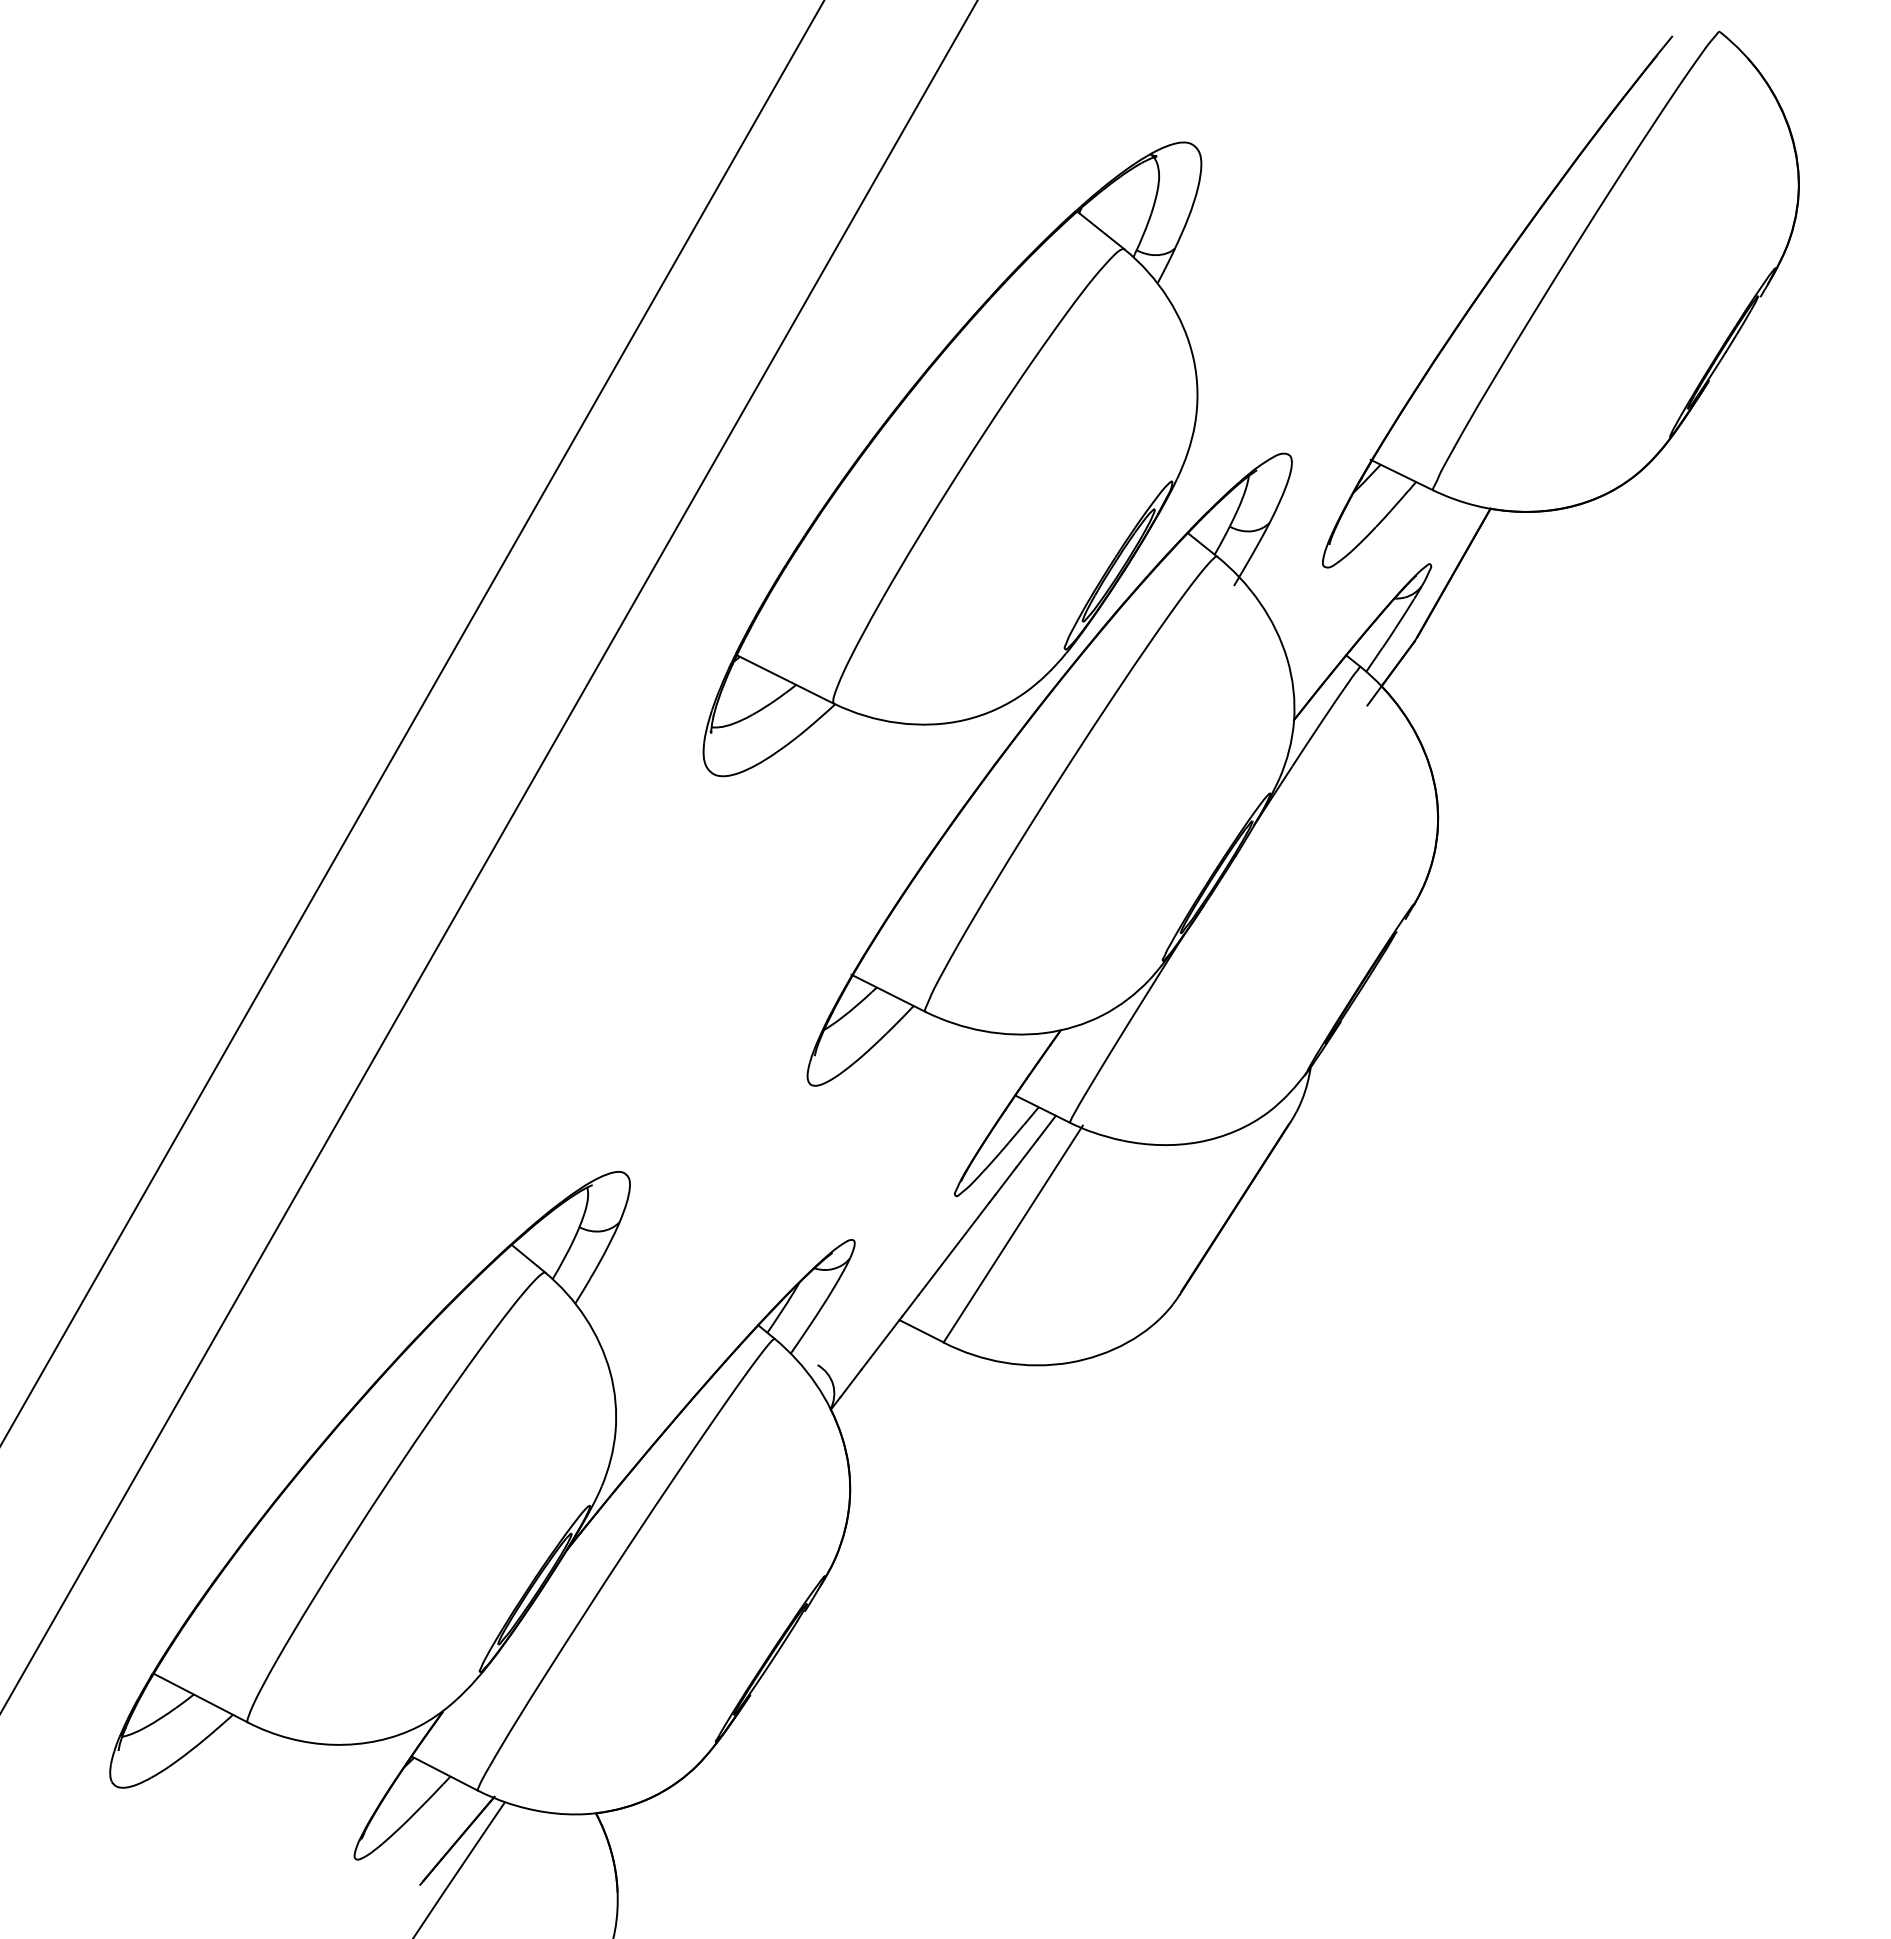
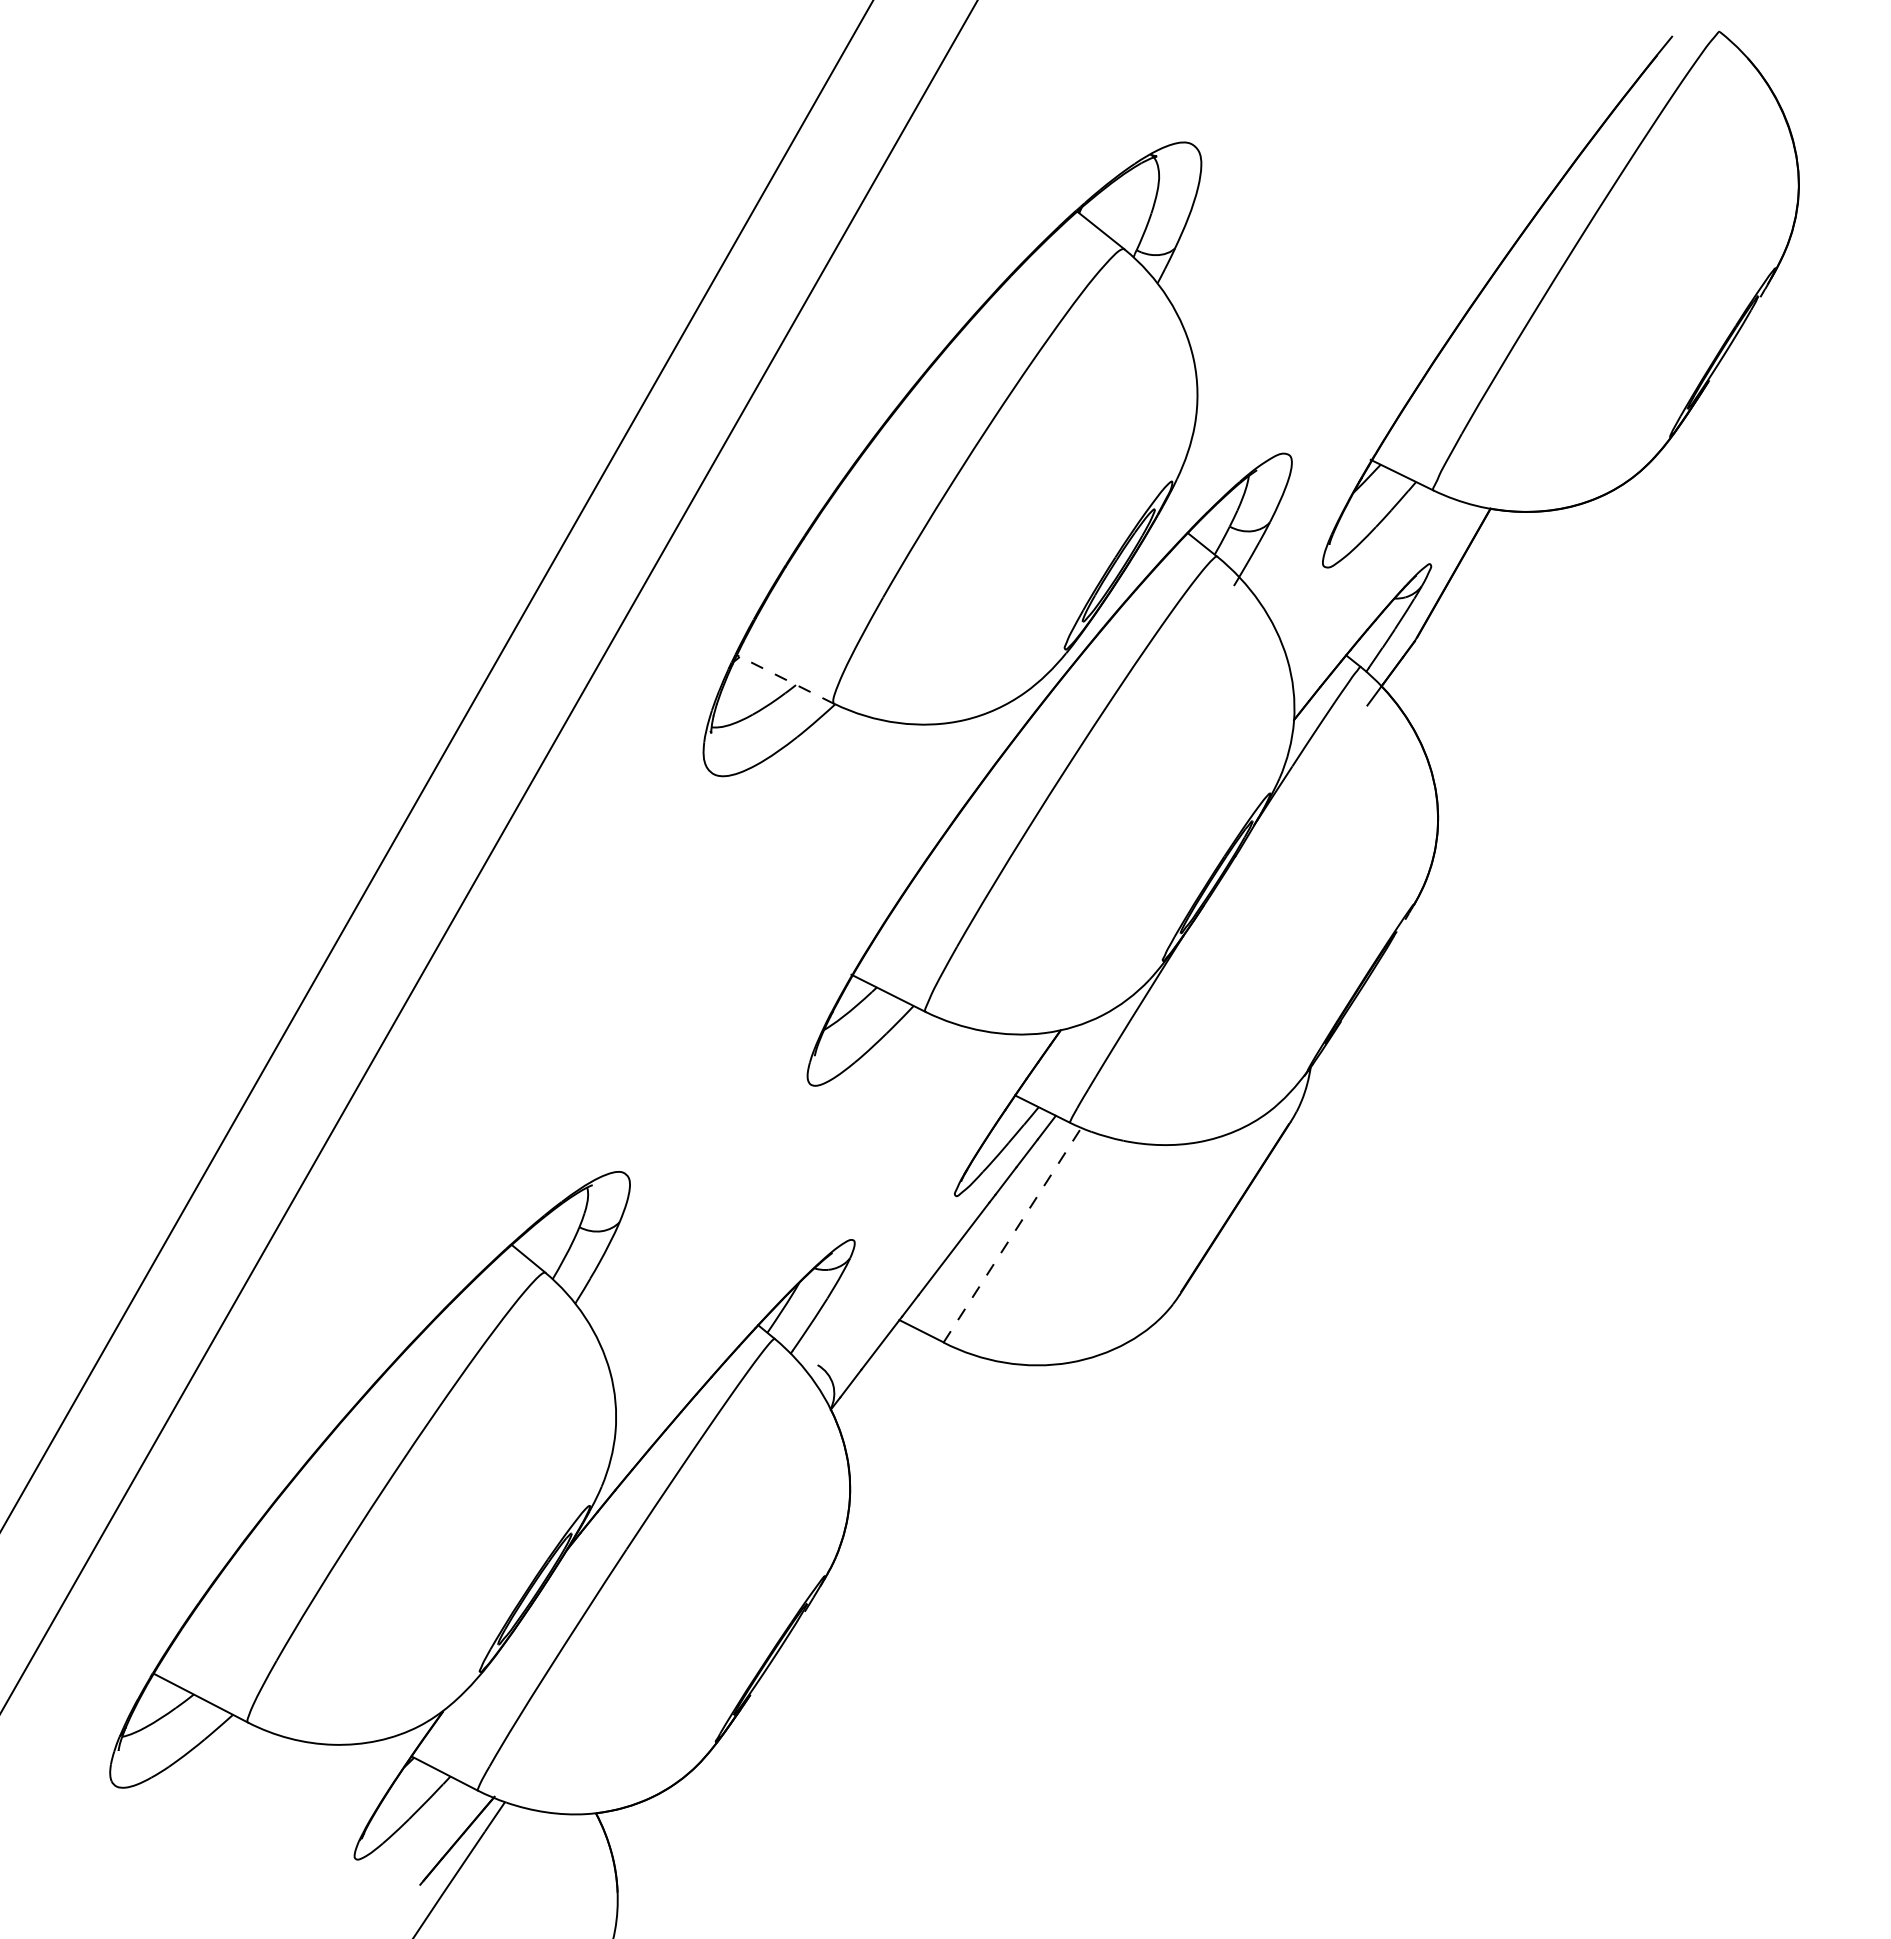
line: solid -> dashed (785, 679)
line position: (412, 722) -> (437, 765) (437, 765)
line: solid -> dashed (1013, 1234)
